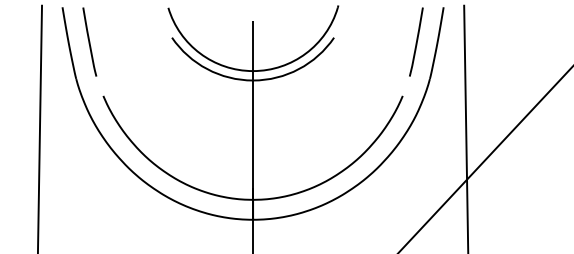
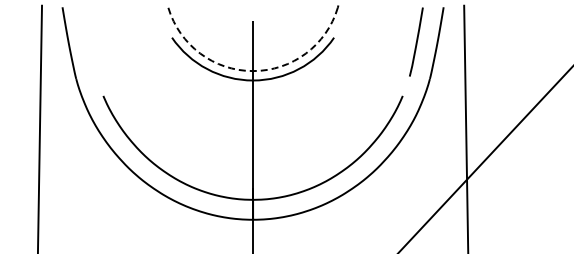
line: present -> none (89, 41)
arc: solid -> dashed (253, 71)
